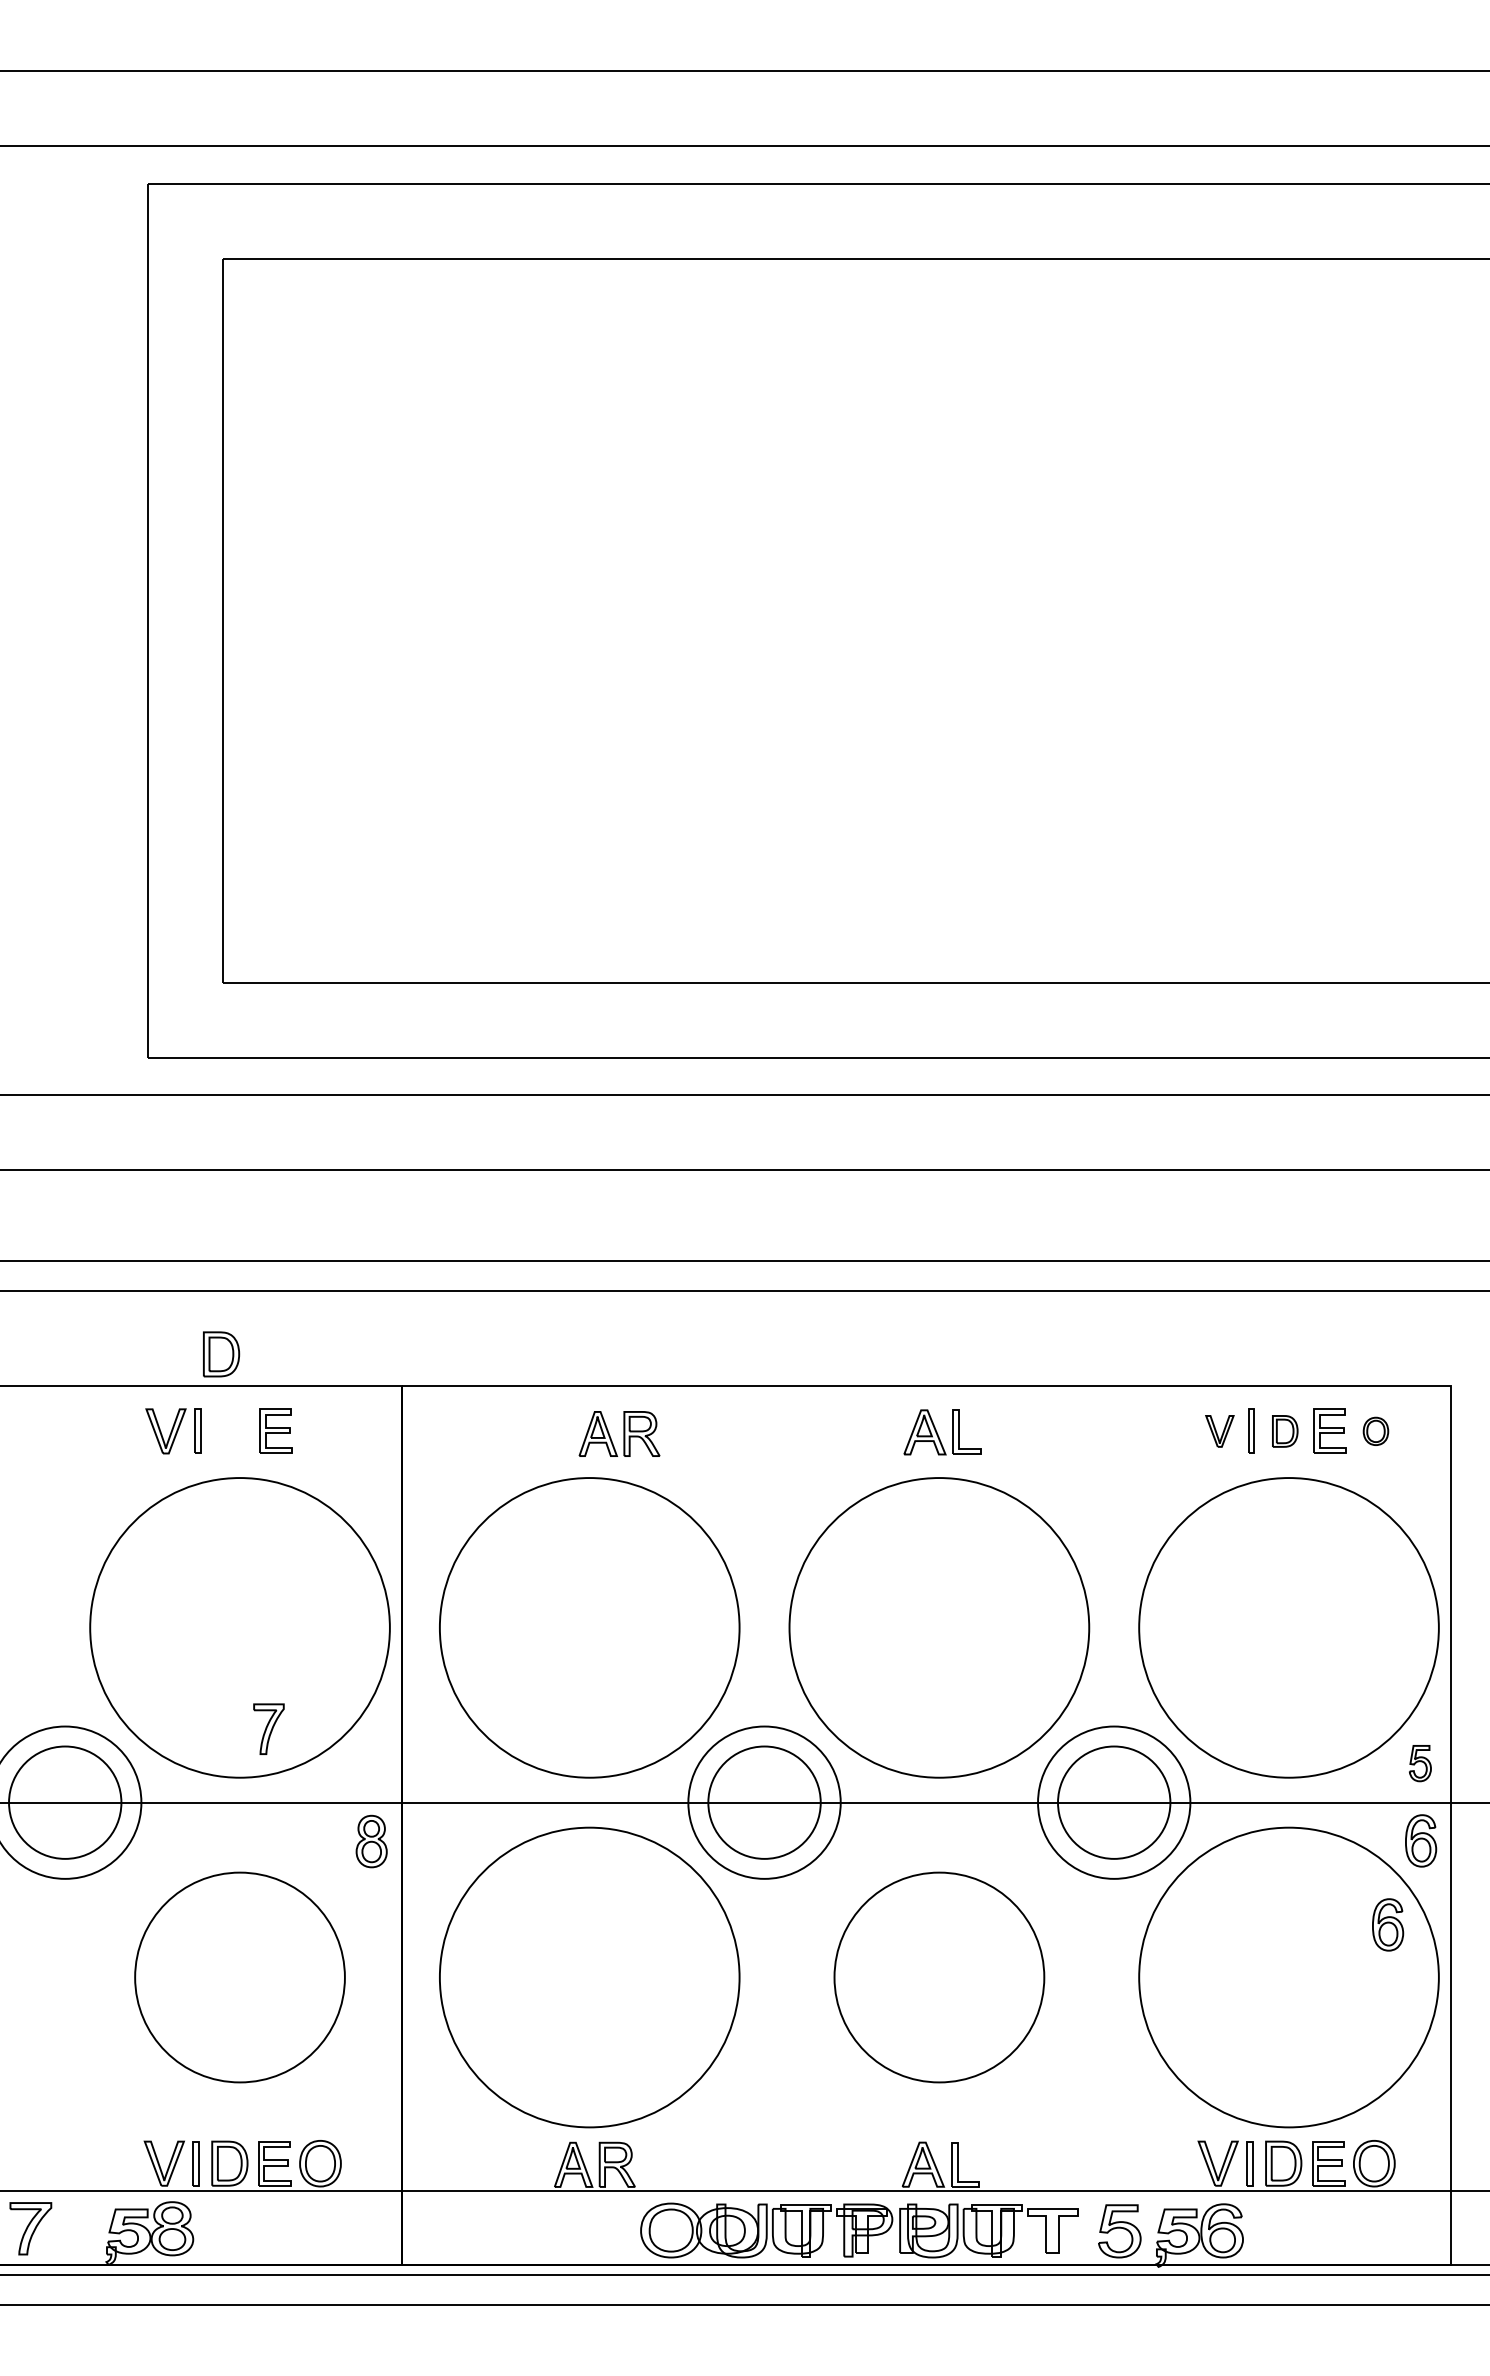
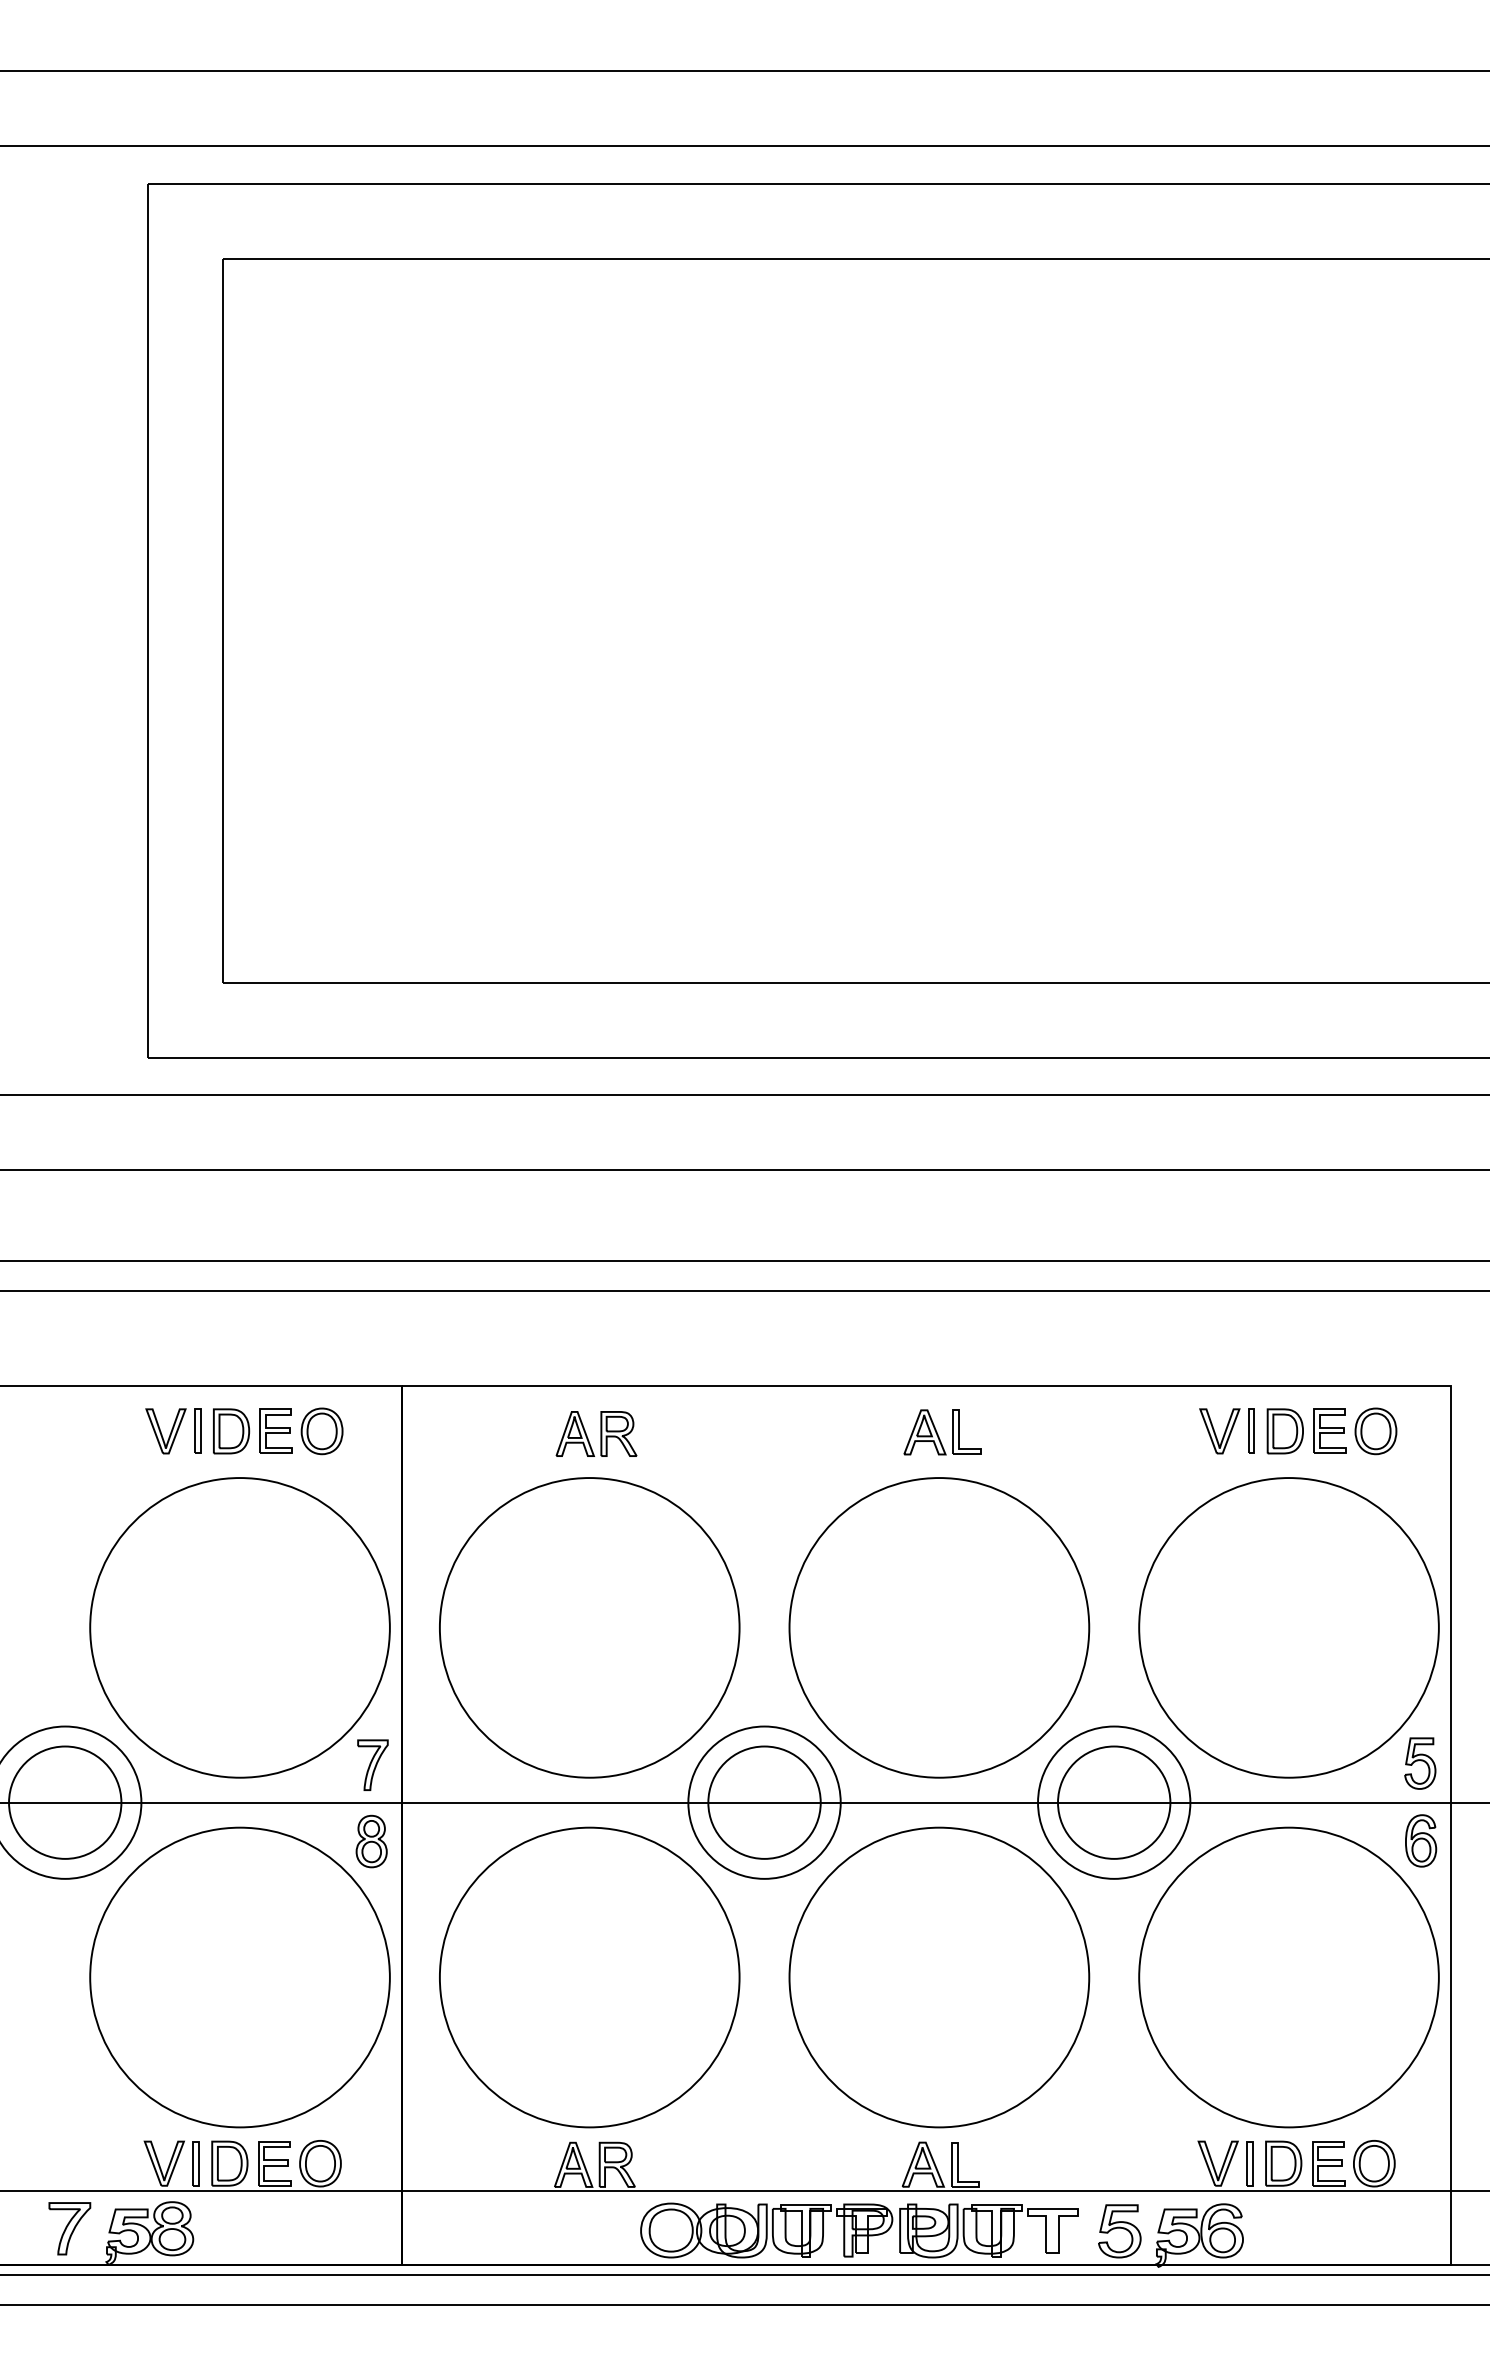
part position: (221, 1354) -> (231, 1431) (231, 1431)
part size: 28x30 px -> 44x49 px (1375, 1431)
part: none -> present (321, 1431)
part size: 30x33 px -> 42x47 px (1219, 1431)
part size: 27x33 px -> 38x47 px (1284, 1431)
part position: (619, 1433) -> (596, 1433) (596, 1433)
part position: (268, 1728) -> (372, 1764) (372, 1764)
part size: 23x38 px -> 33x53 px (1420, 1763)
part: present -> none (1388, 1924)
part size: 212x213 px -> 302x303 px (239, 1977)
part size: 213x213 px -> 303x303 px (939, 1977)
part position: (30, 2228) -> (69, 2228) (69, 2228)
